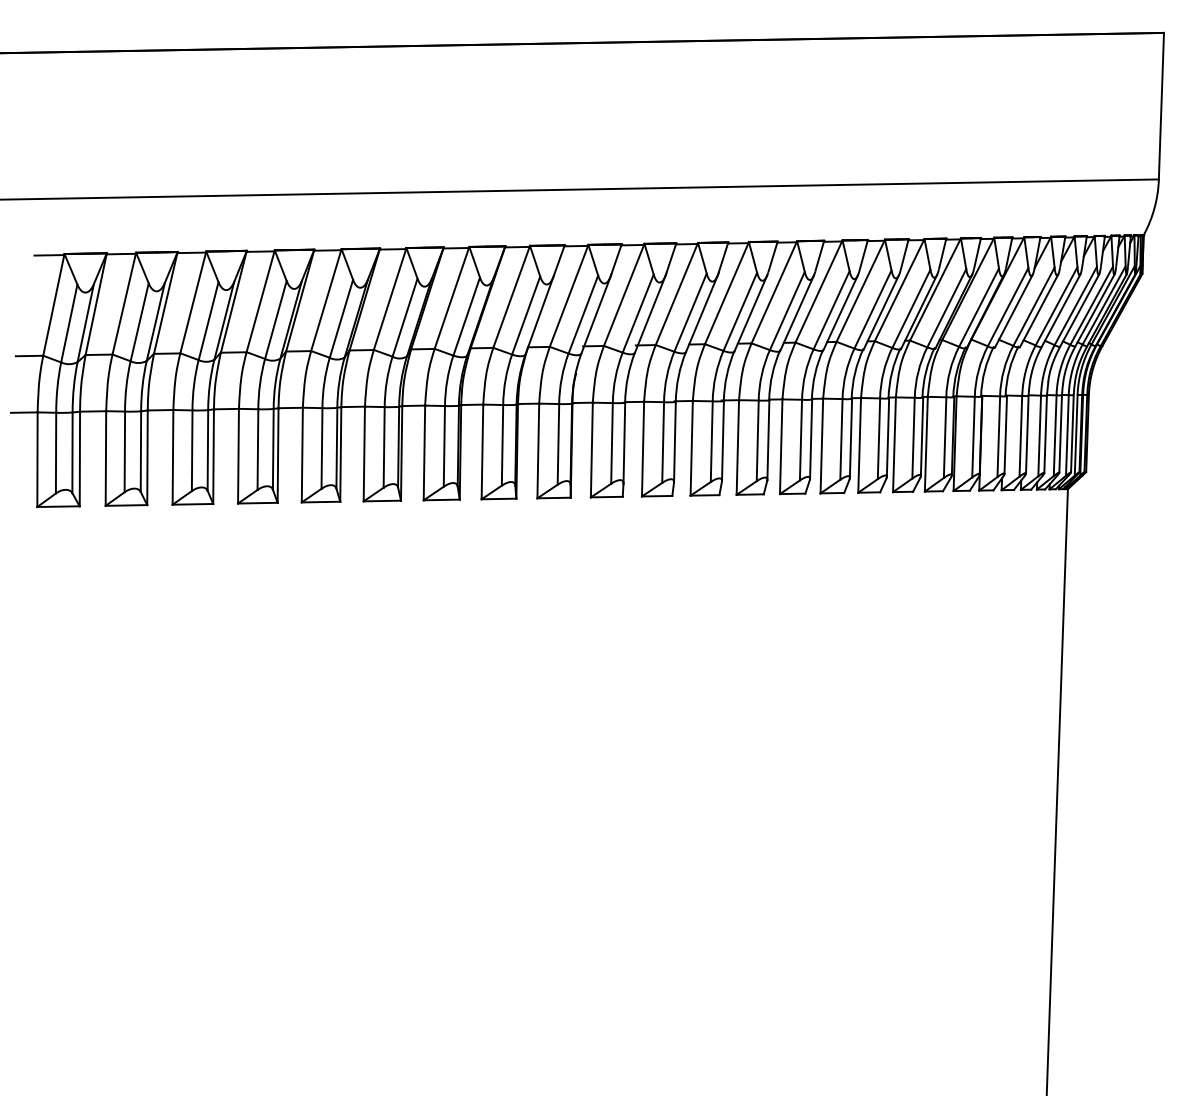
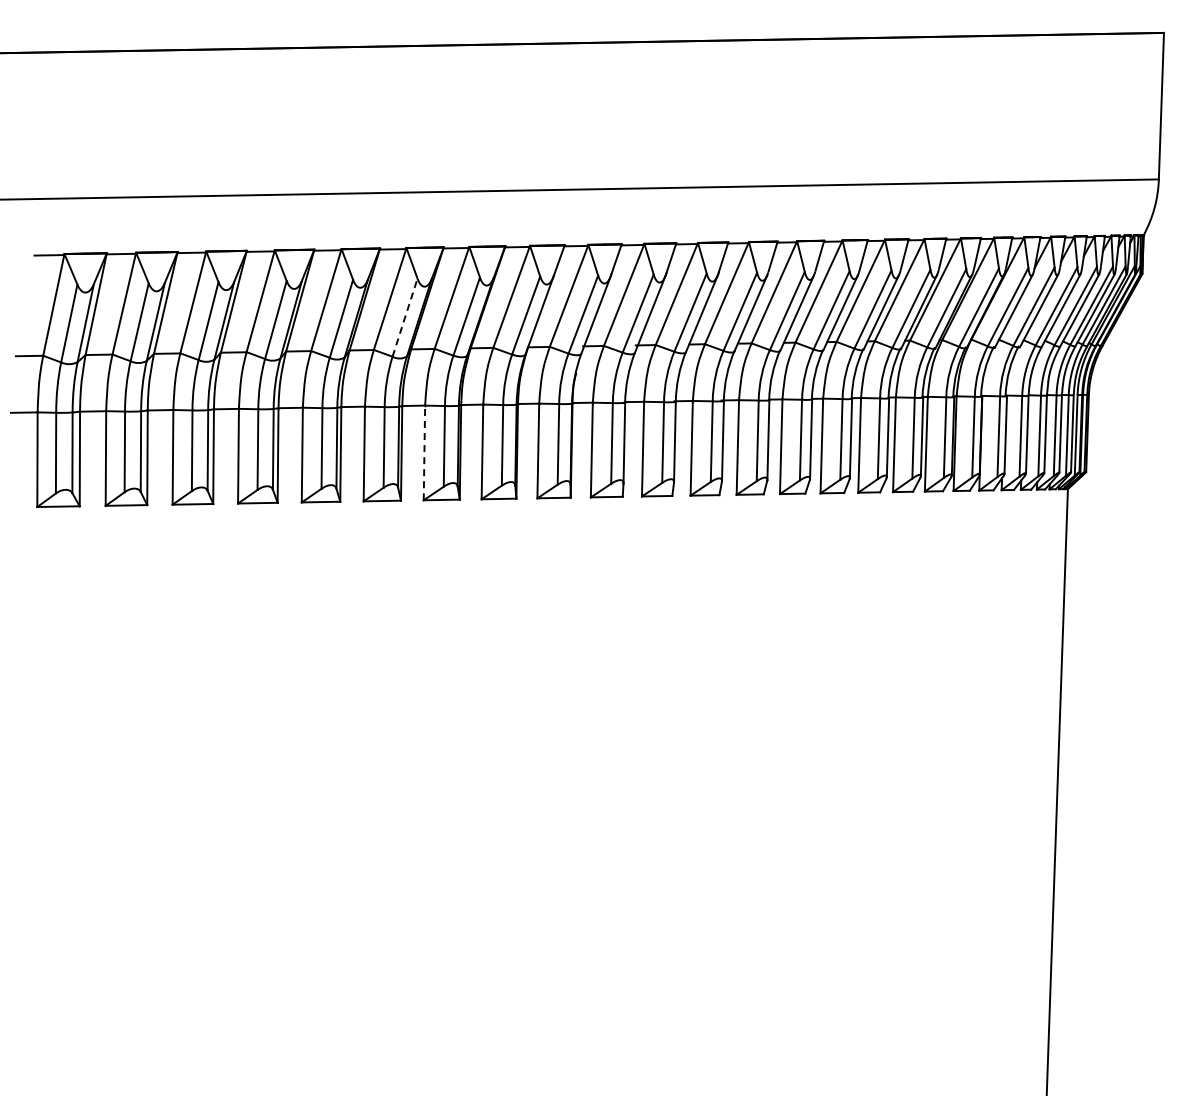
line: solid -> dashed (405, 317)
line: solid -> dashed (424, 452)
